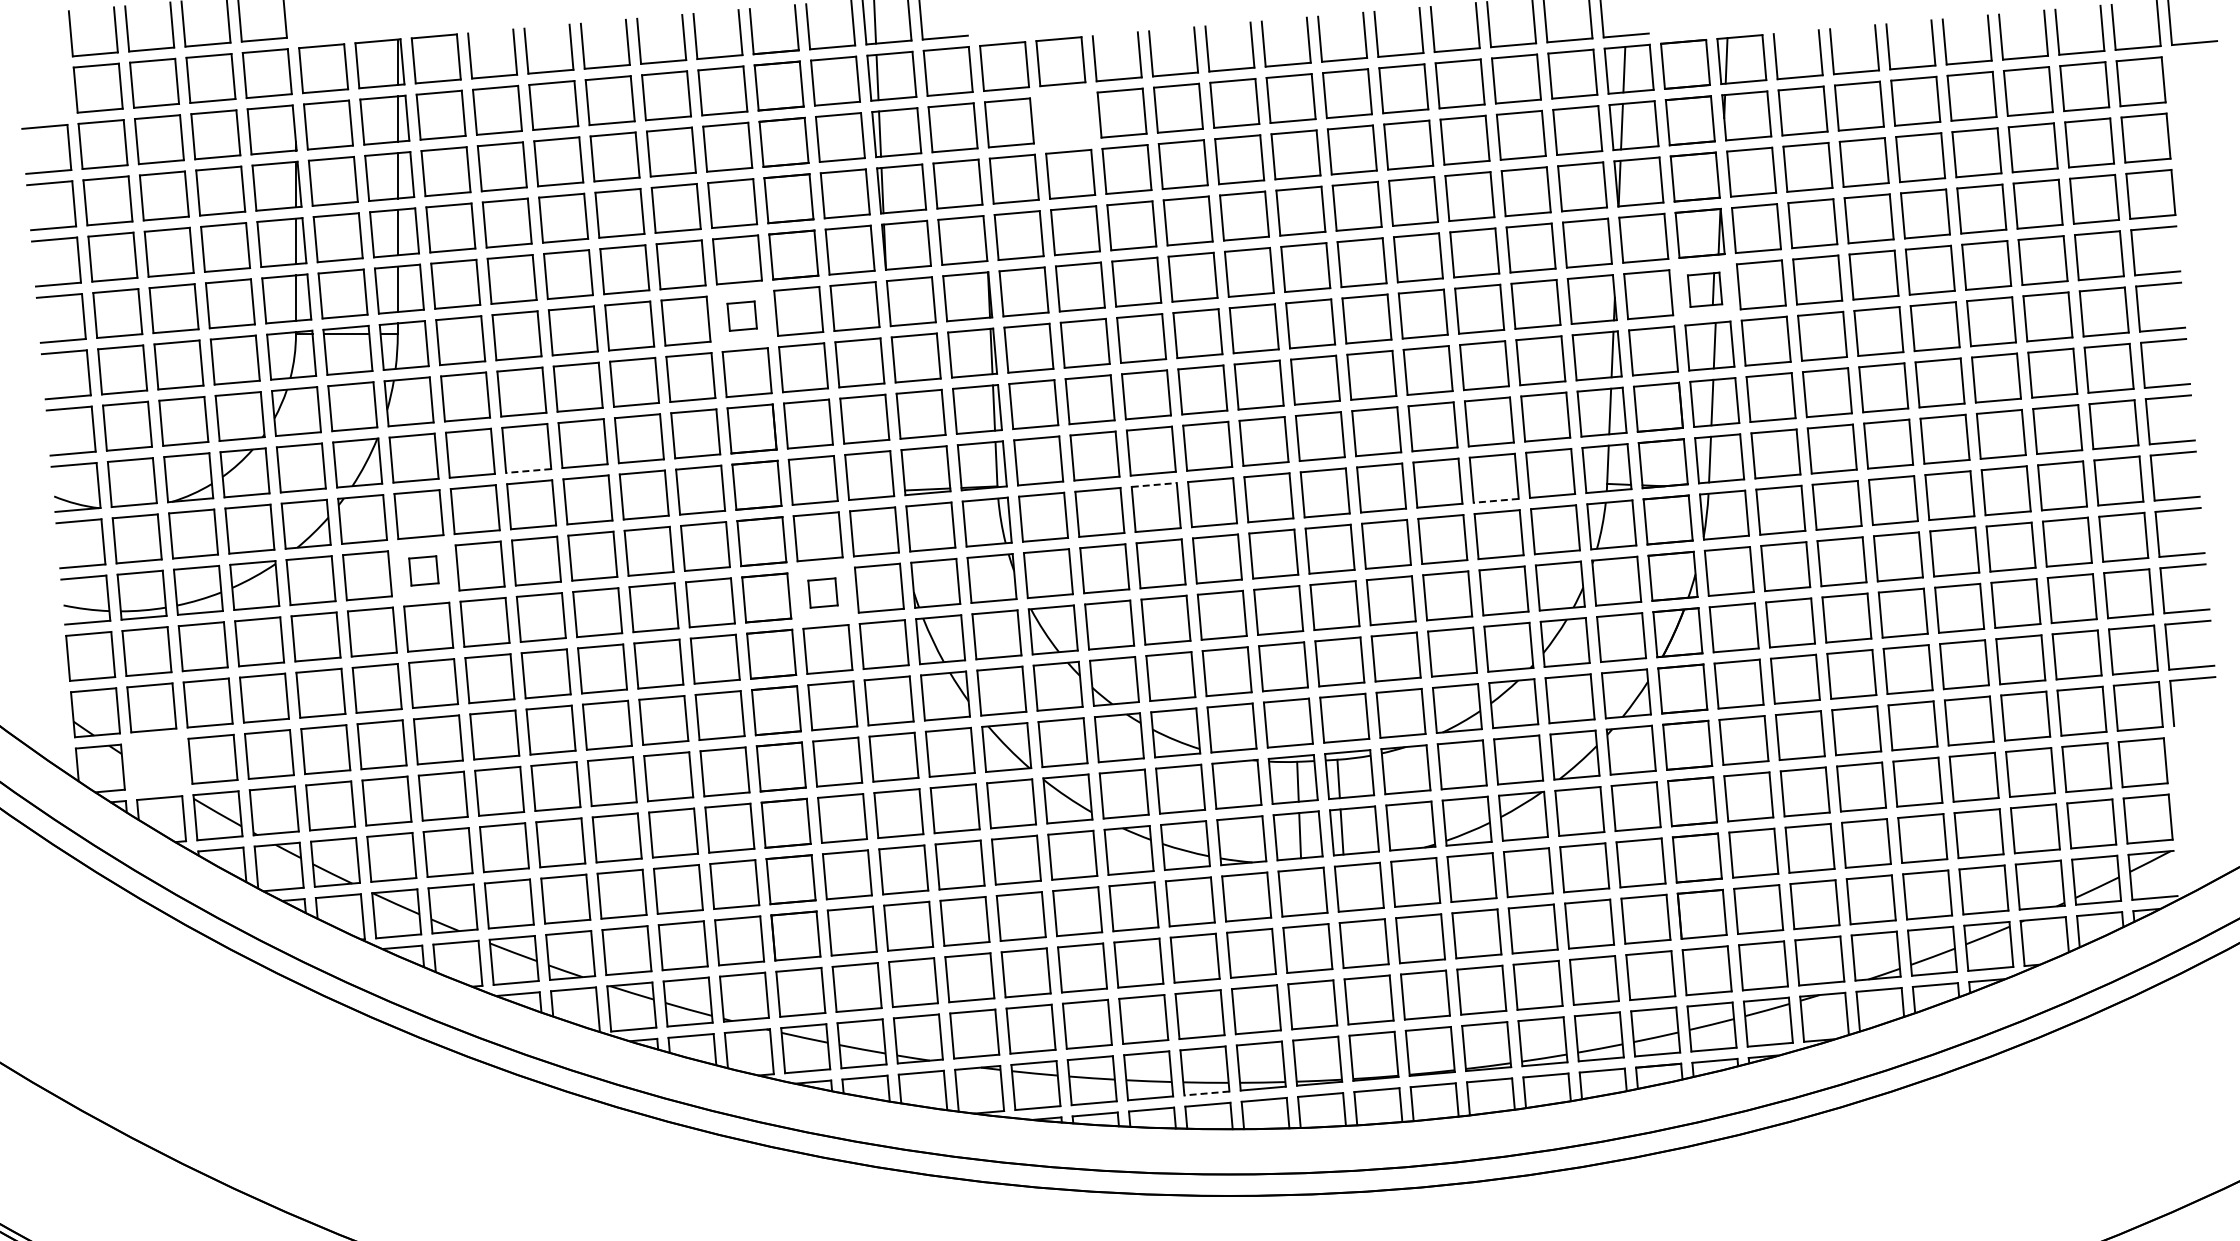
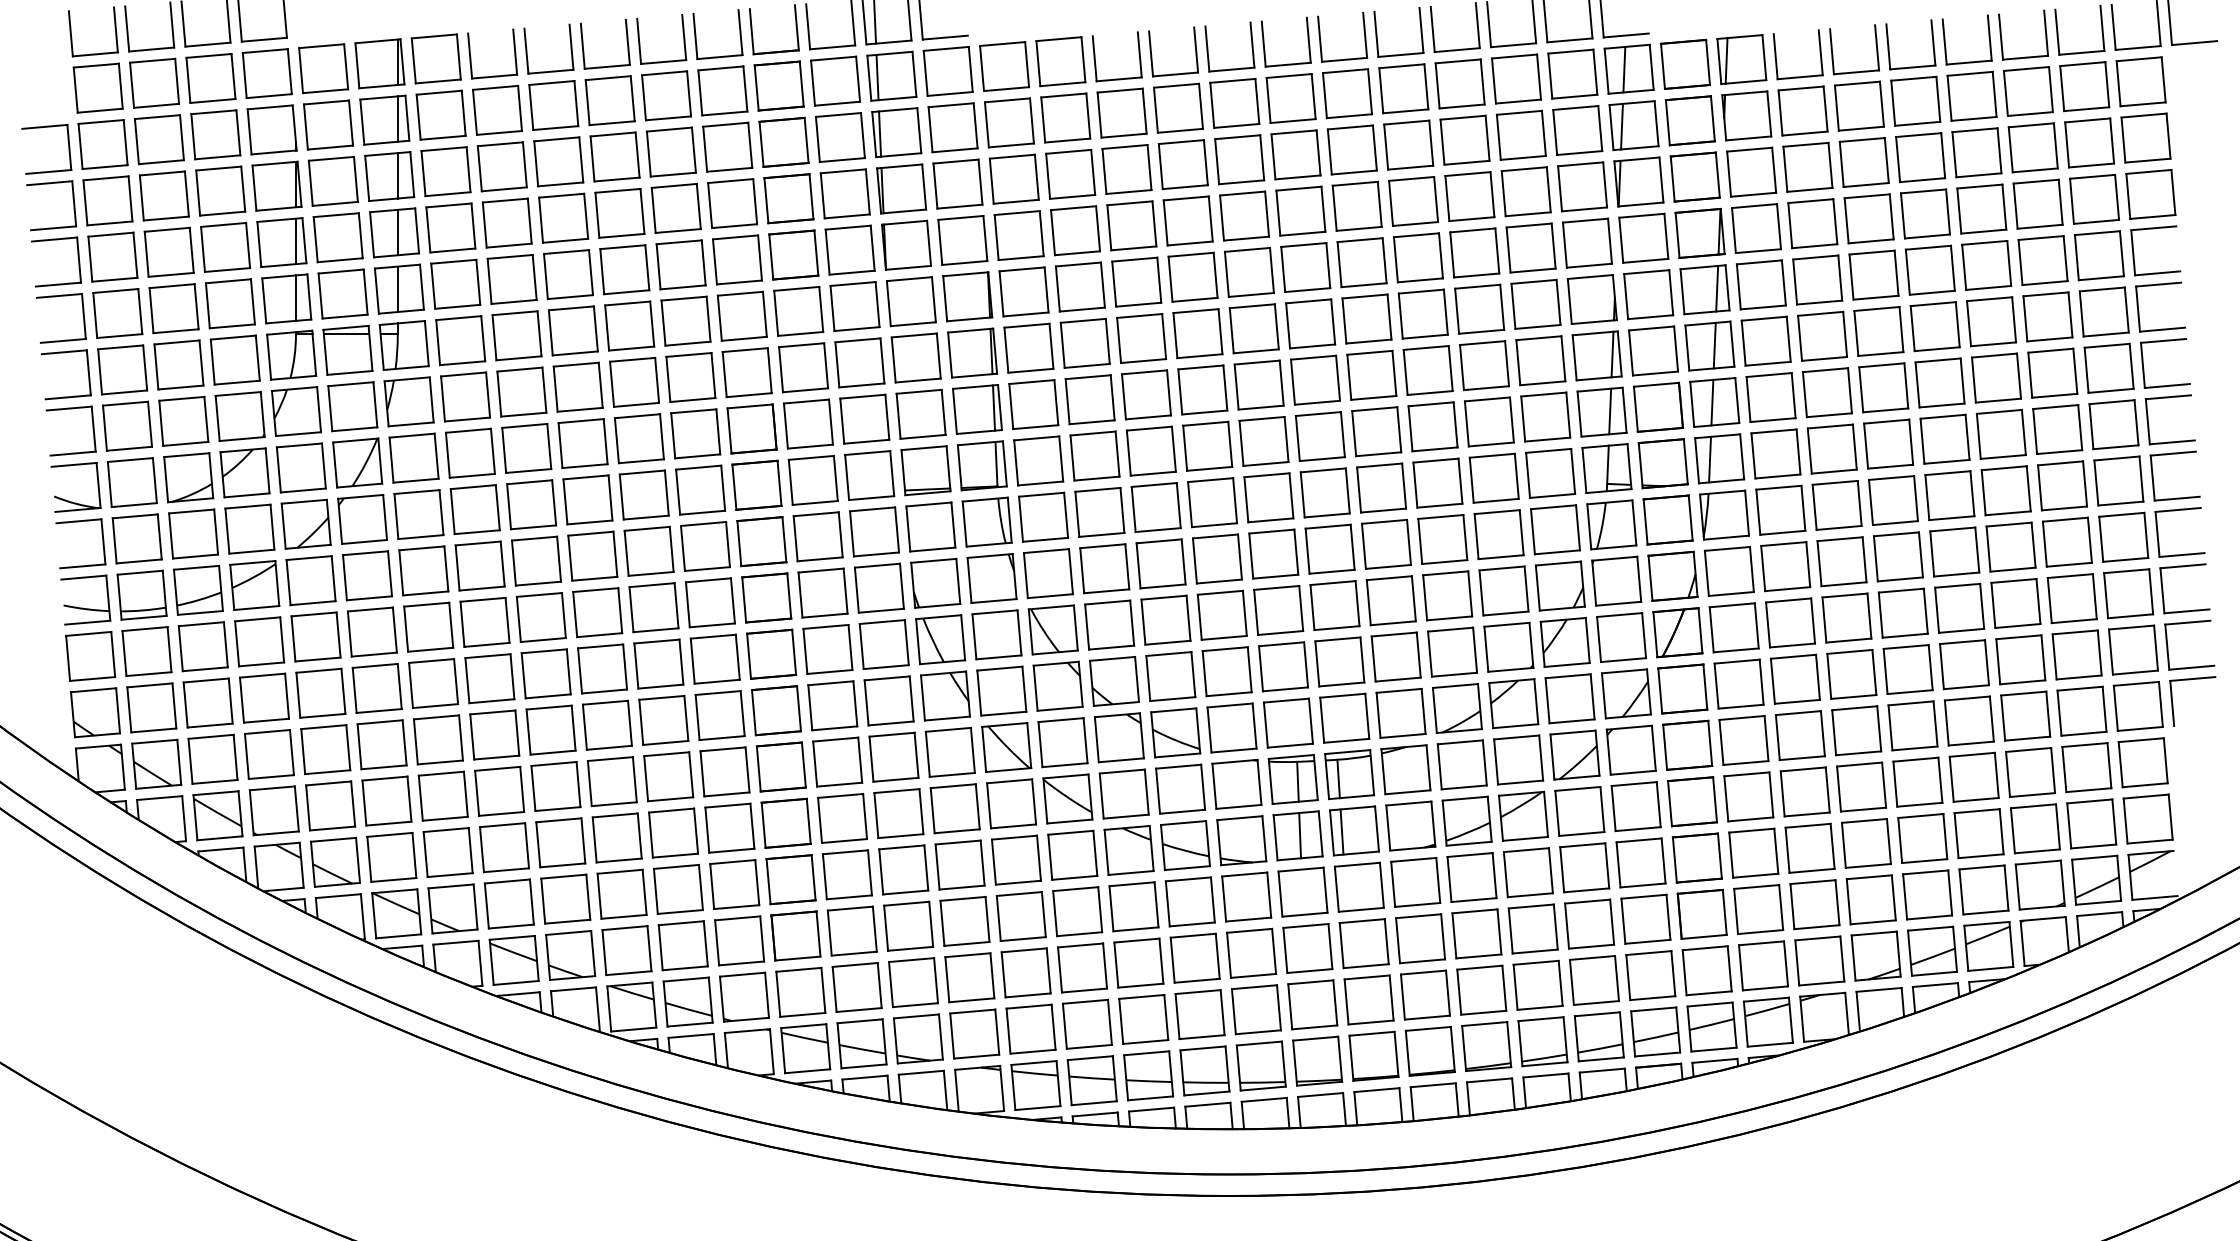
part: none -> present (1065, 117)
part size: 37x37 px -> 52x52 px (1704, 289)
part size: 32x32 px -> 52x52 px (741, 315)
line: dashed -> solid (528, 471)
line: dashed -> solid (1154, 485)
line: dashed -> solid (1496, 500)
part size: 32x32 px -> 52x52 px (423, 570)
part size: 32x32 px -> 52x52 px (822, 592)
part: none -> present (156, 763)
line: dashed -> solid (1206, 1093)
